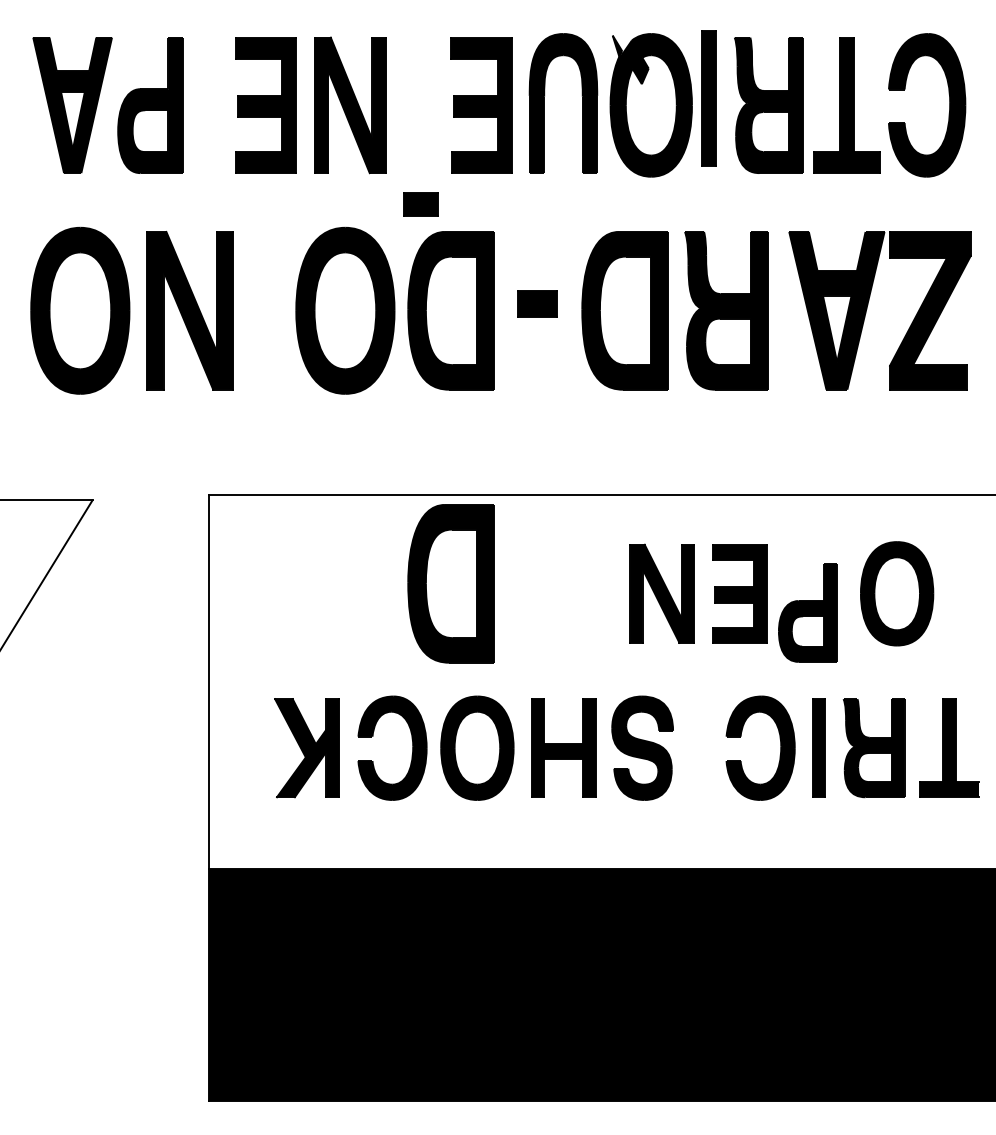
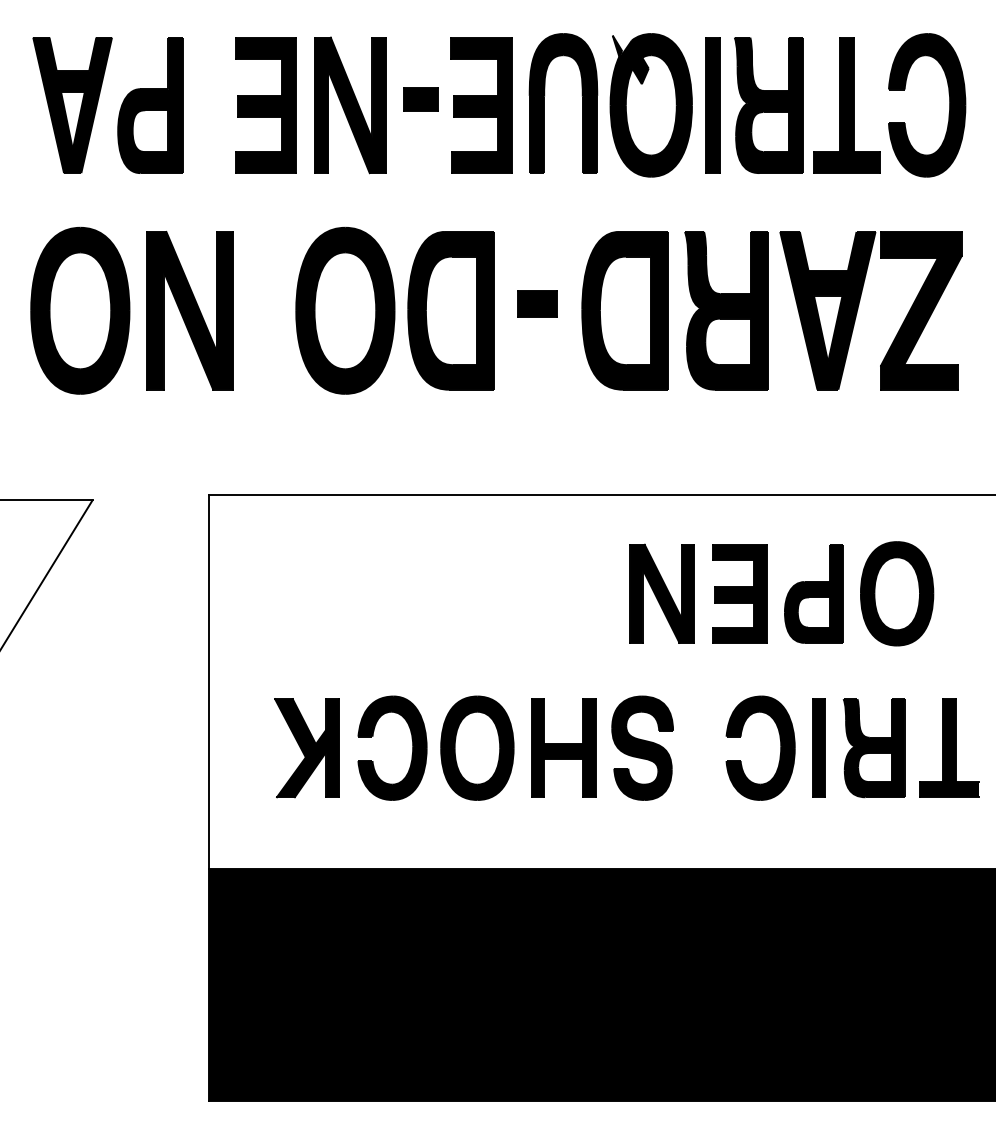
part position: (708, 98) -> (712, 105) (712, 105)
part position: (420, 204) -> (420, 99) (420, 99)
part position: (867, 309) -> (858, 309) (858, 309)
part: present -> none (450, 583)
part position: (807, 612) -> (813, 593) (813, 593)
